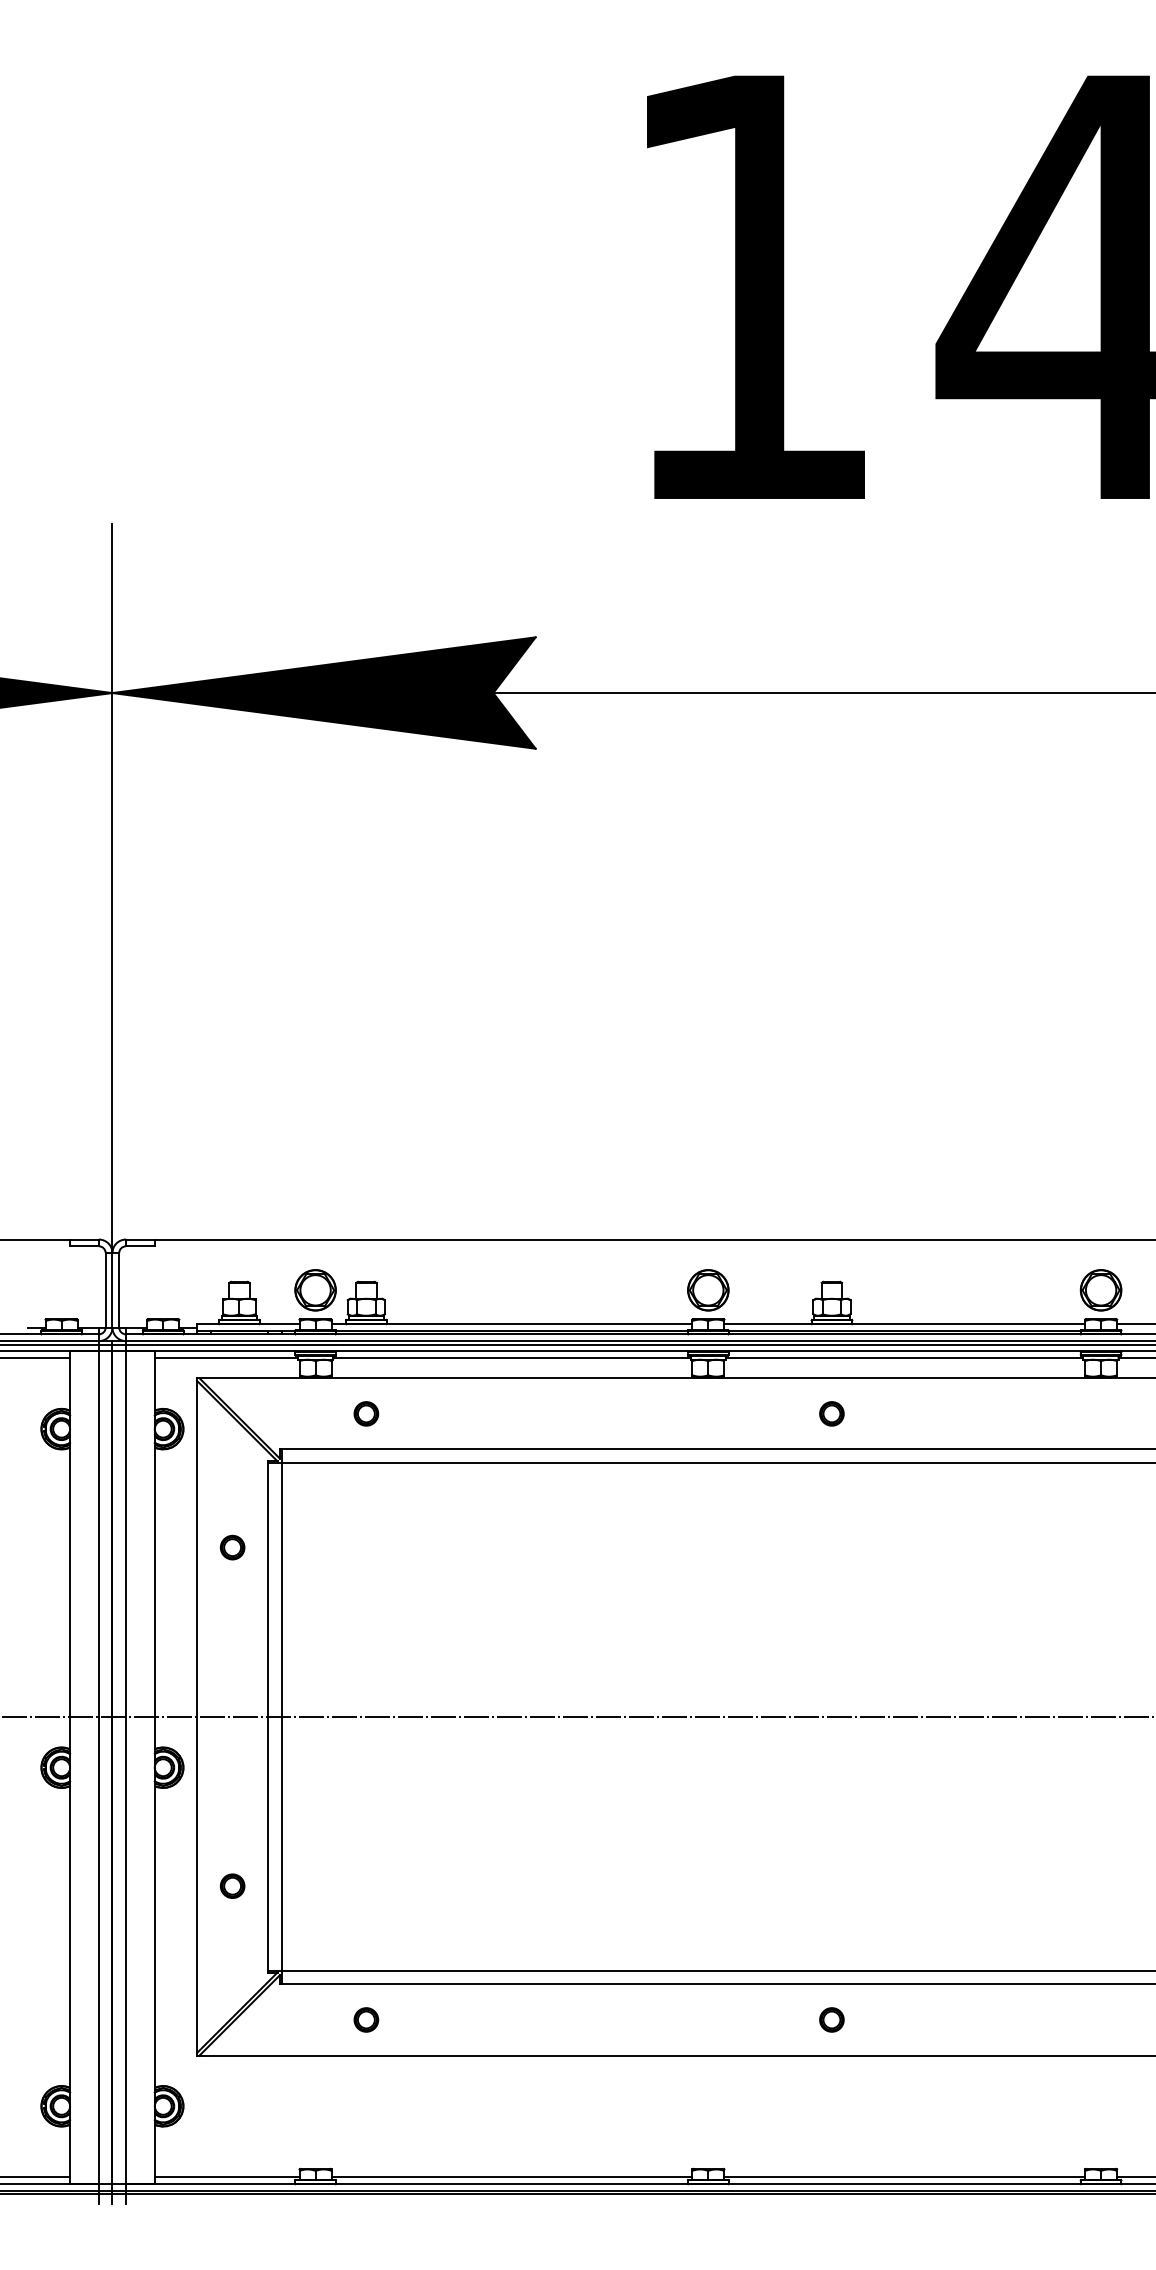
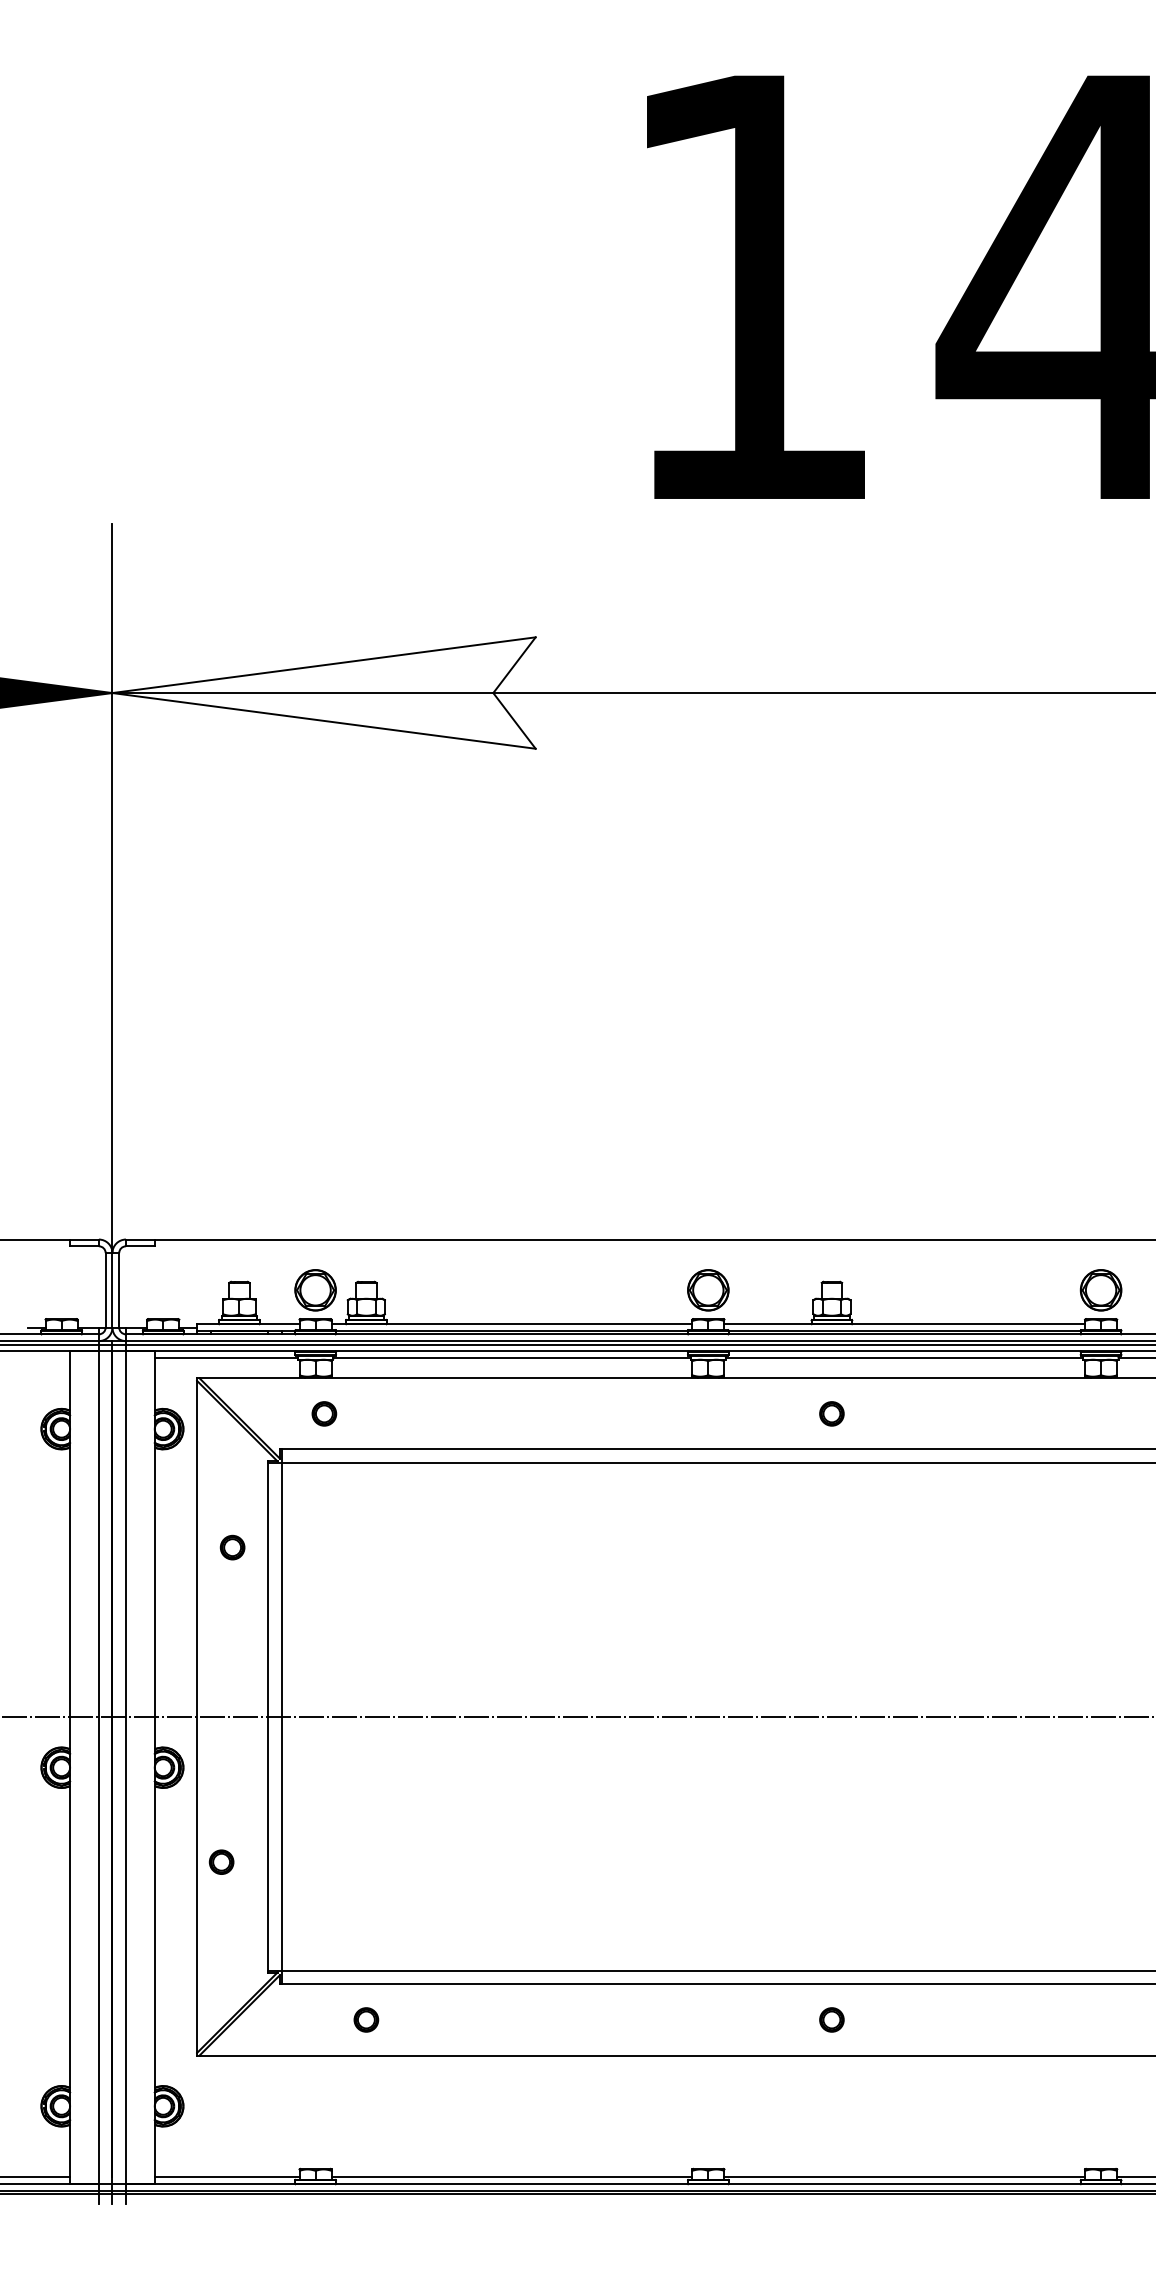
fill: present -> none (323, 692)
line: present -> none (1134, 1324)
line: present -> none (36, 1358)
part position: (366, 1413) -> (324, 1413) (324, 1413)
part position: (232, 1885) -> (221, 1861) (221, 1861)
